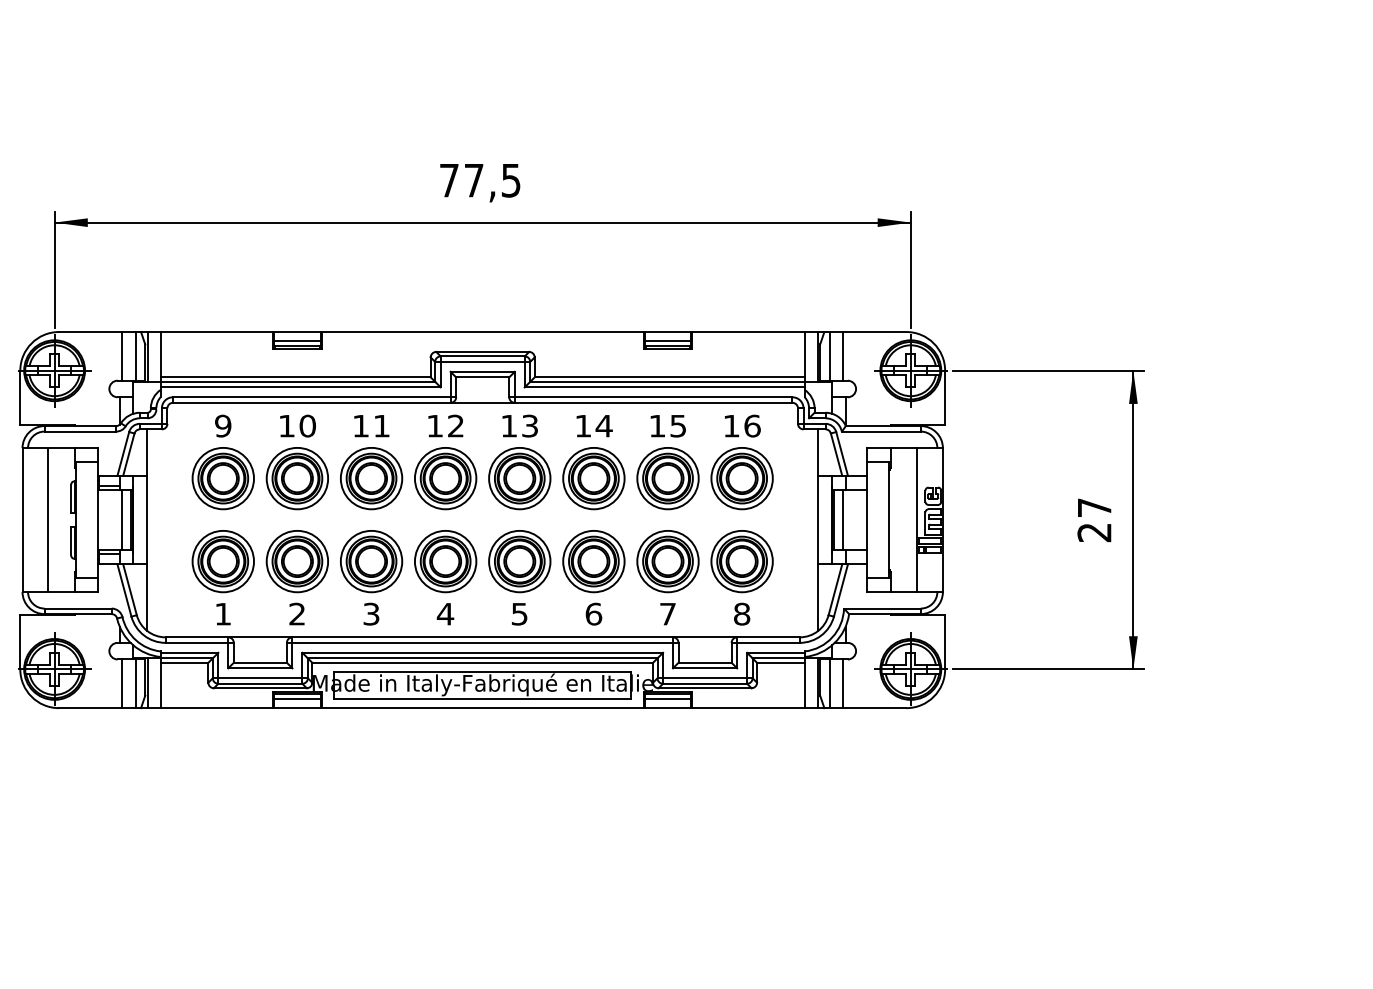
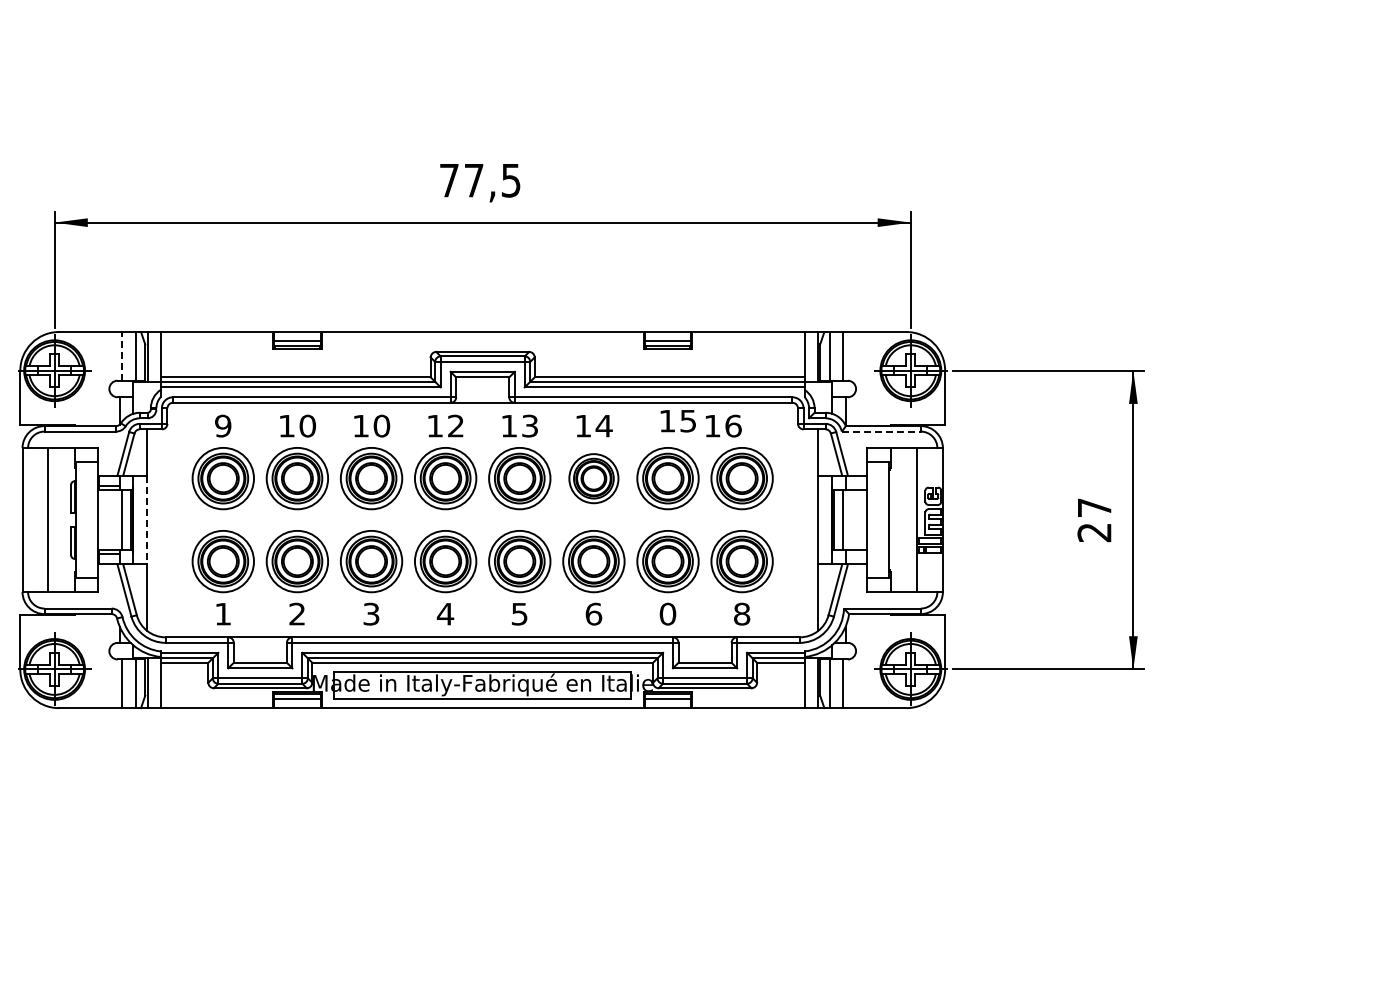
line: solid -> dashed (122, 355)
text: 11 -> 10 (381, 425)
text position: (742, 425) -> (723, 425) (723, 425)
text position: (667, 426) -> (677, 421) (677, 421)
line: solid -> dashed (881, 431)
part size: 64x64 px -> 52x52 px (593, 478)
line: solid -> dashed (146, 520)
text: 7 -> 0 (667, 613)
